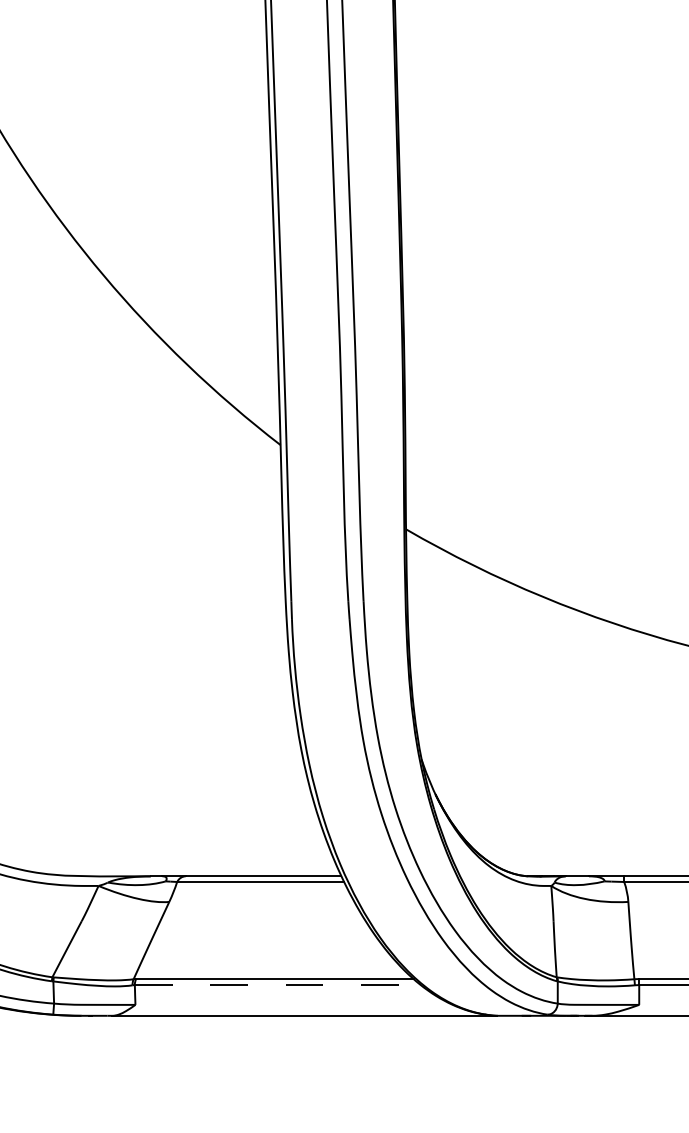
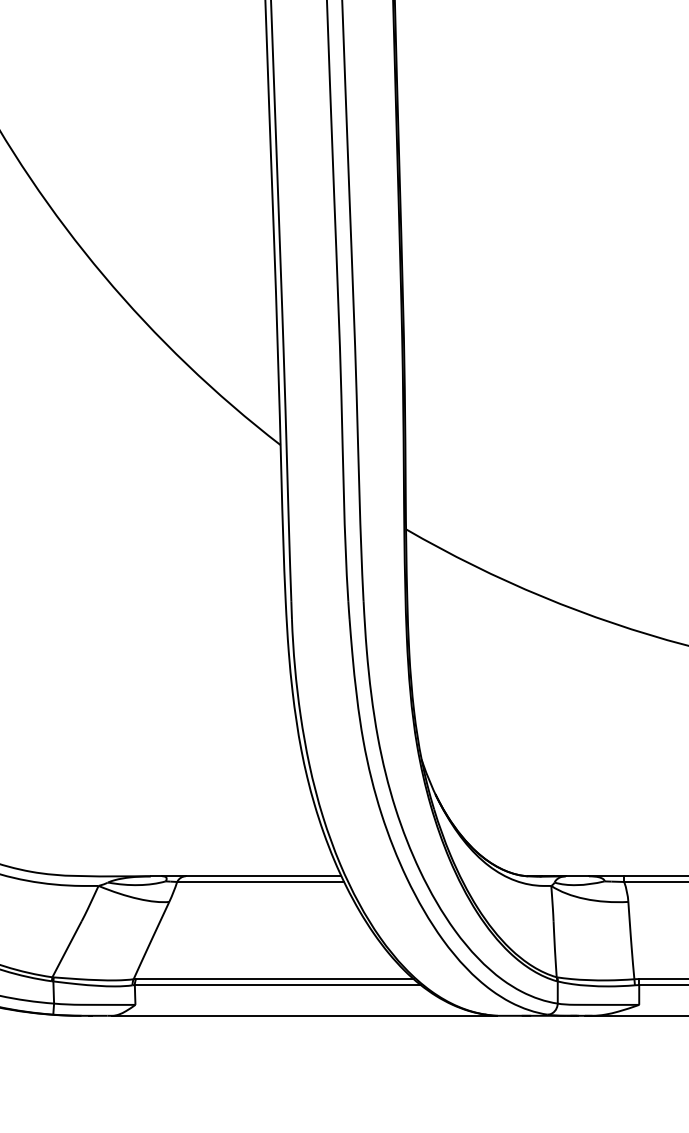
line: dashed -> solid (278, 985)
